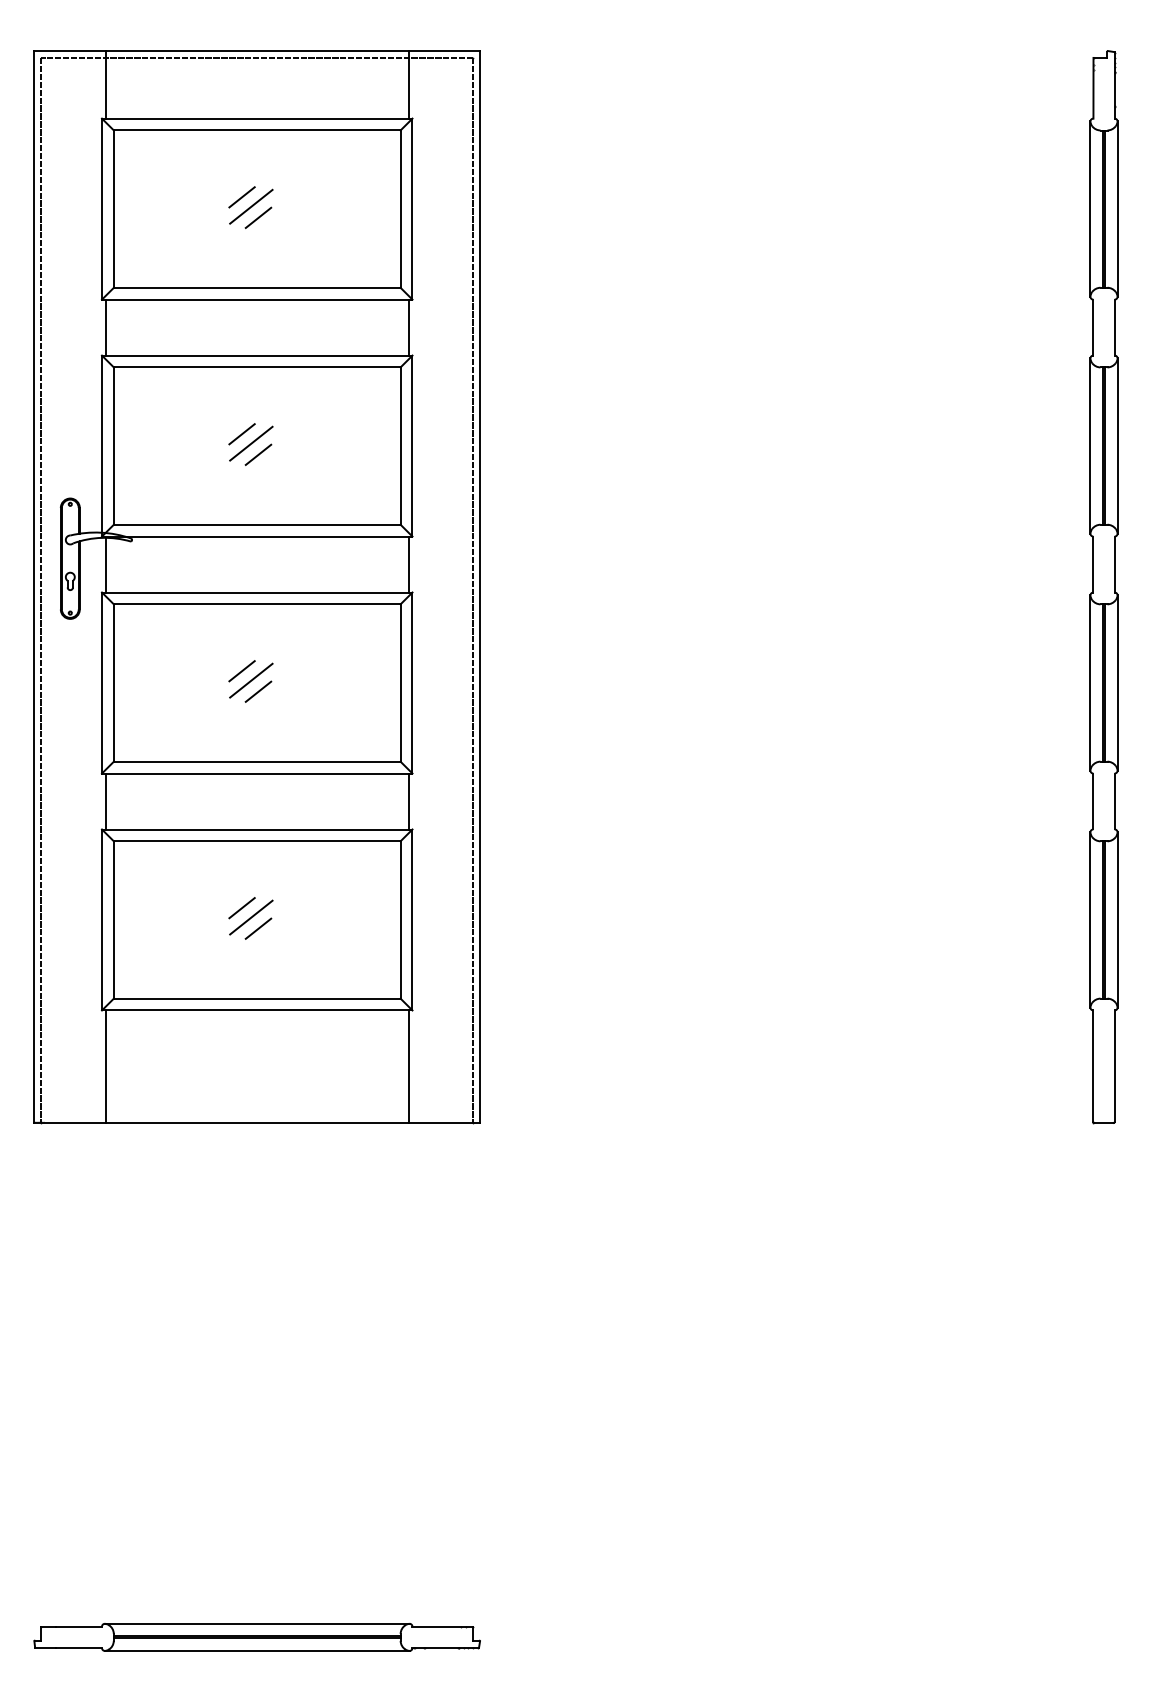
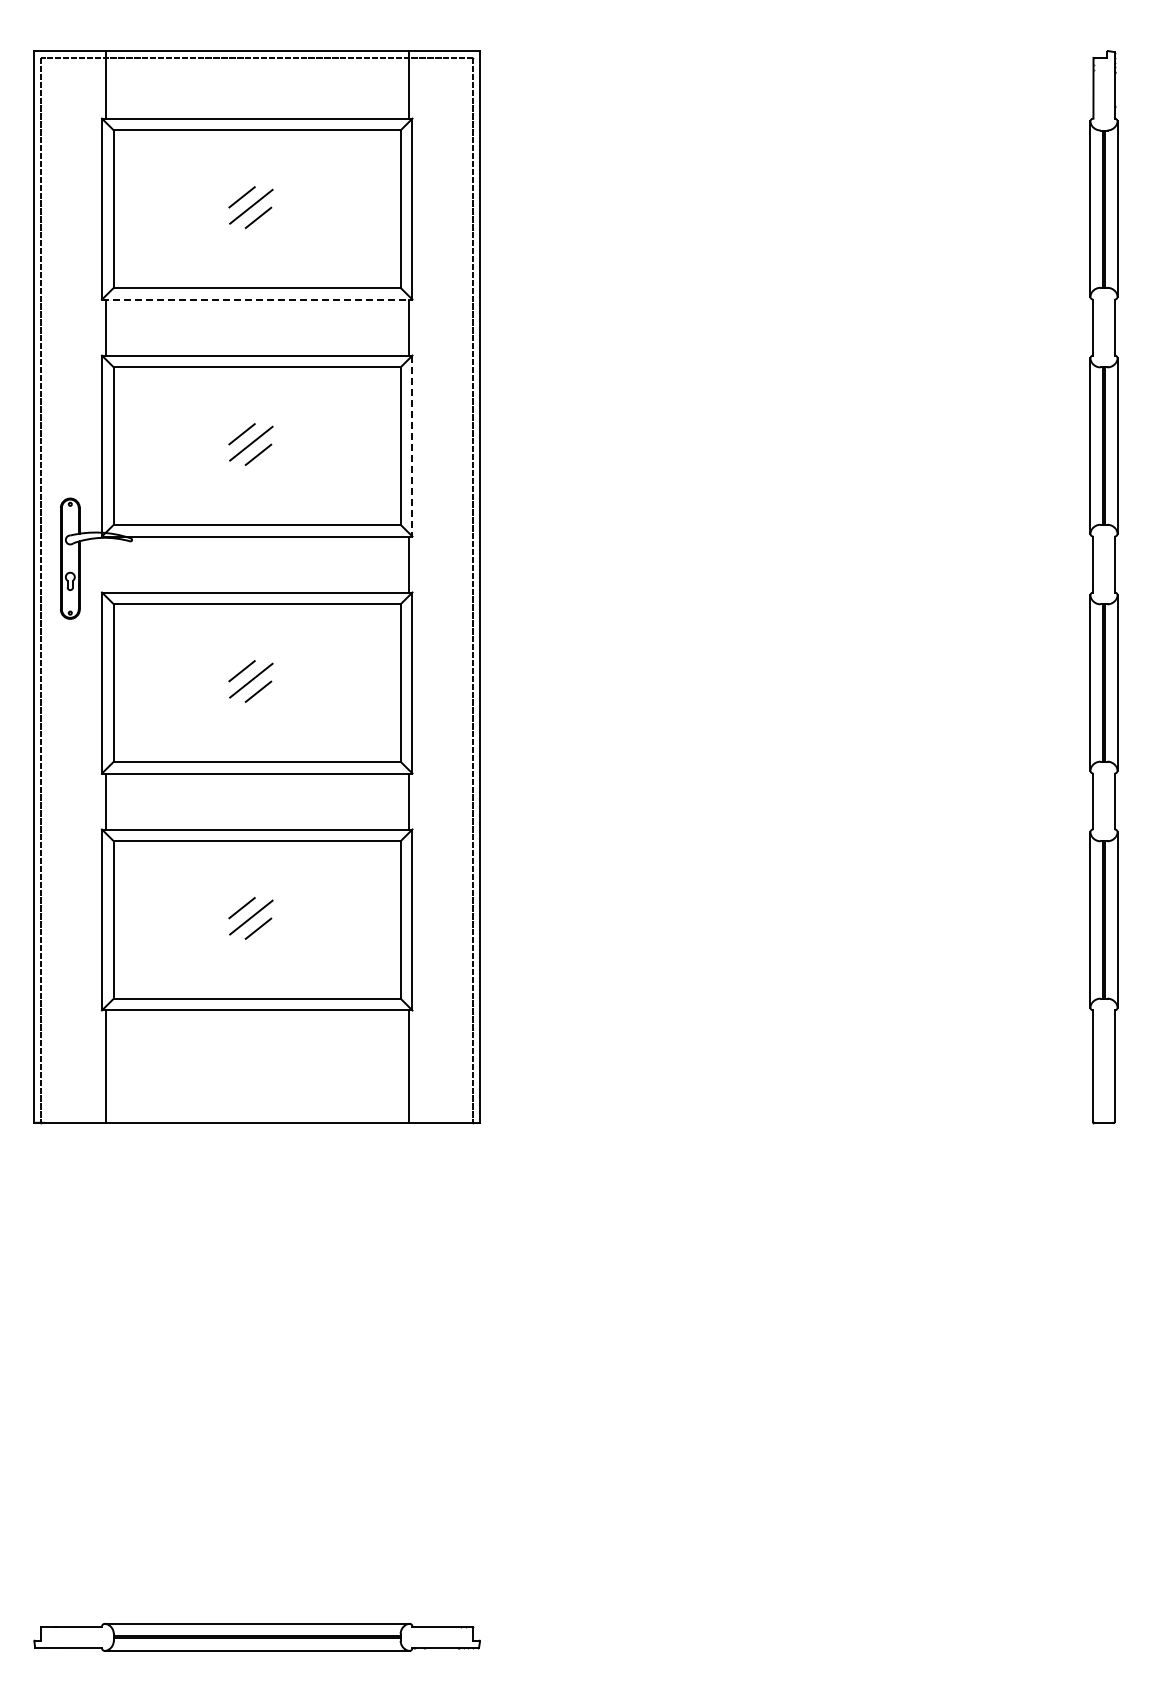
line: solid -> dashed (257, 299)
line: solid -> dashed (412, 446)
line: present -> none (105, 564)
